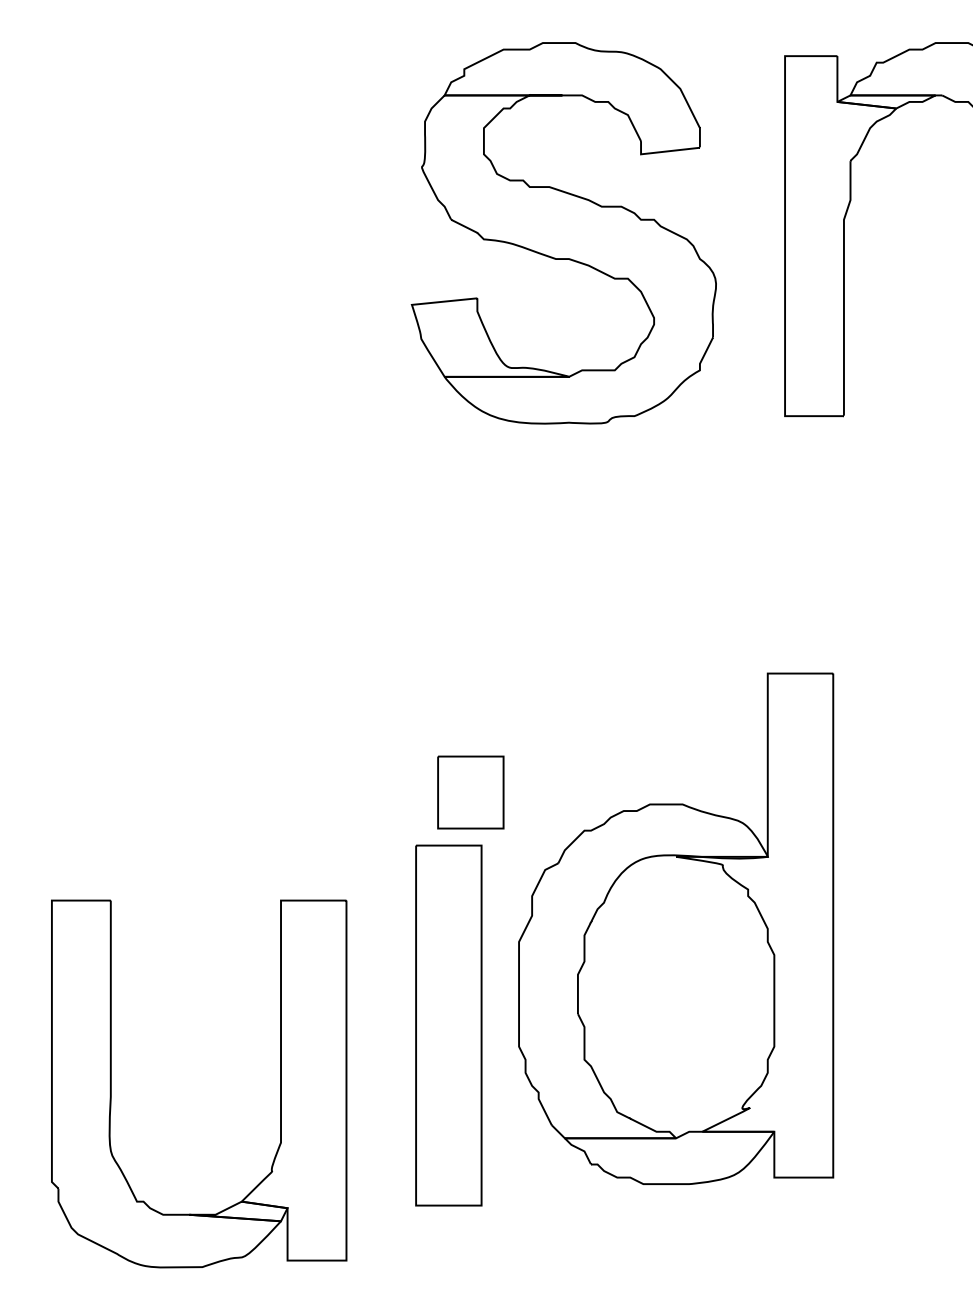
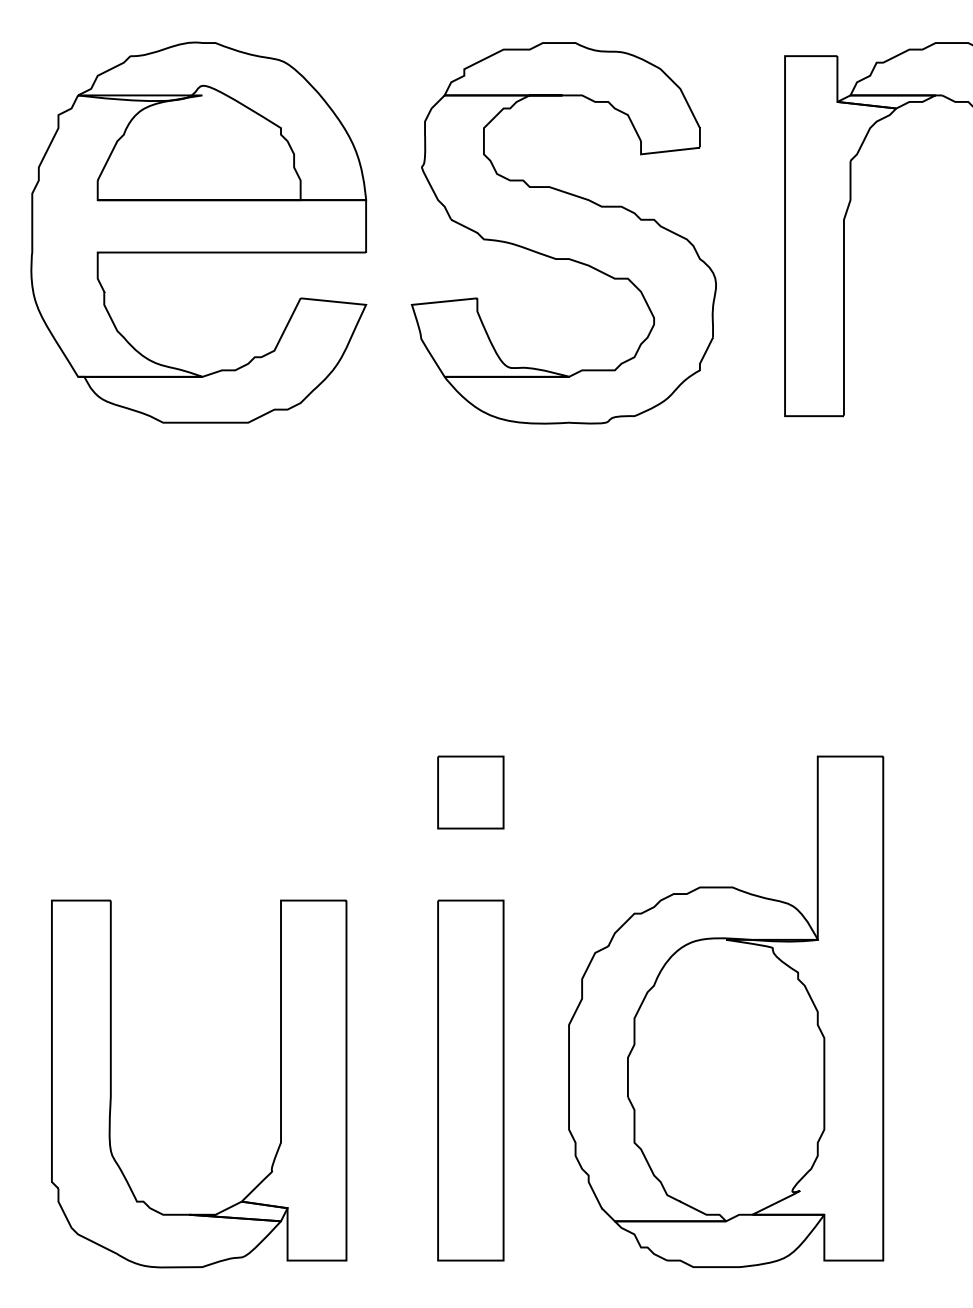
part: none -> present (198, 232)
part position: (676, 928) -> (726, 1011) (726, 1011)
part position: (448, 1025) -> (470, 1080) (470, 1080)
